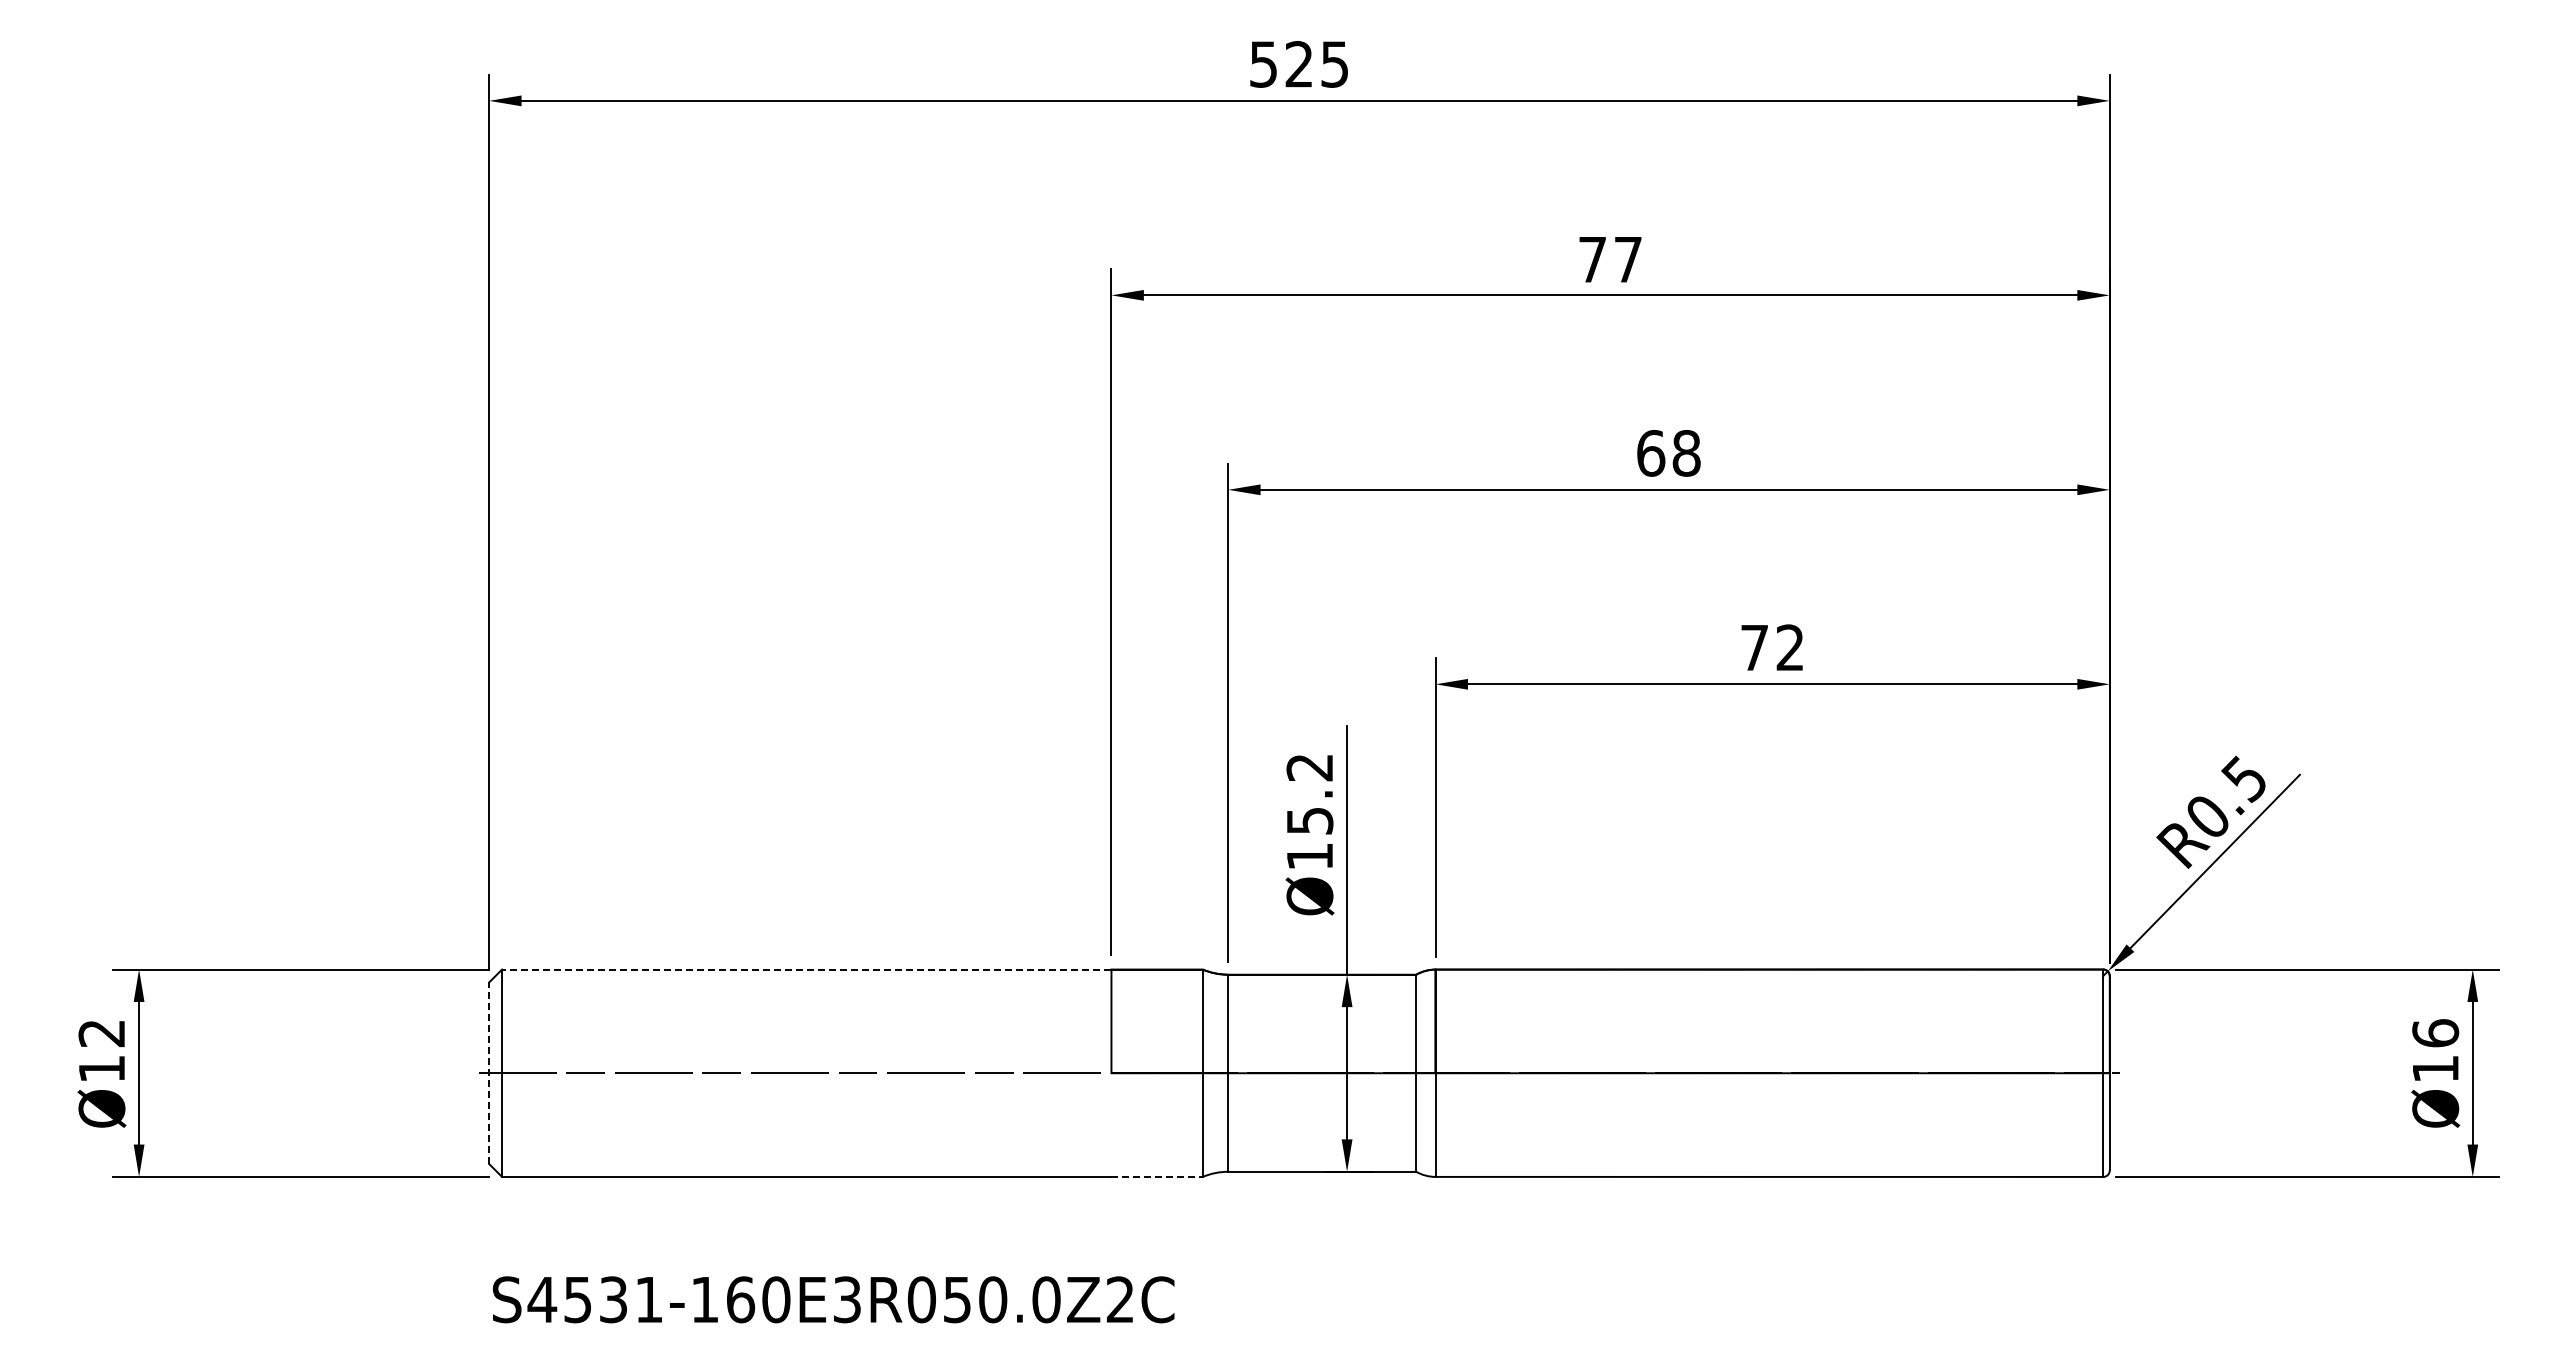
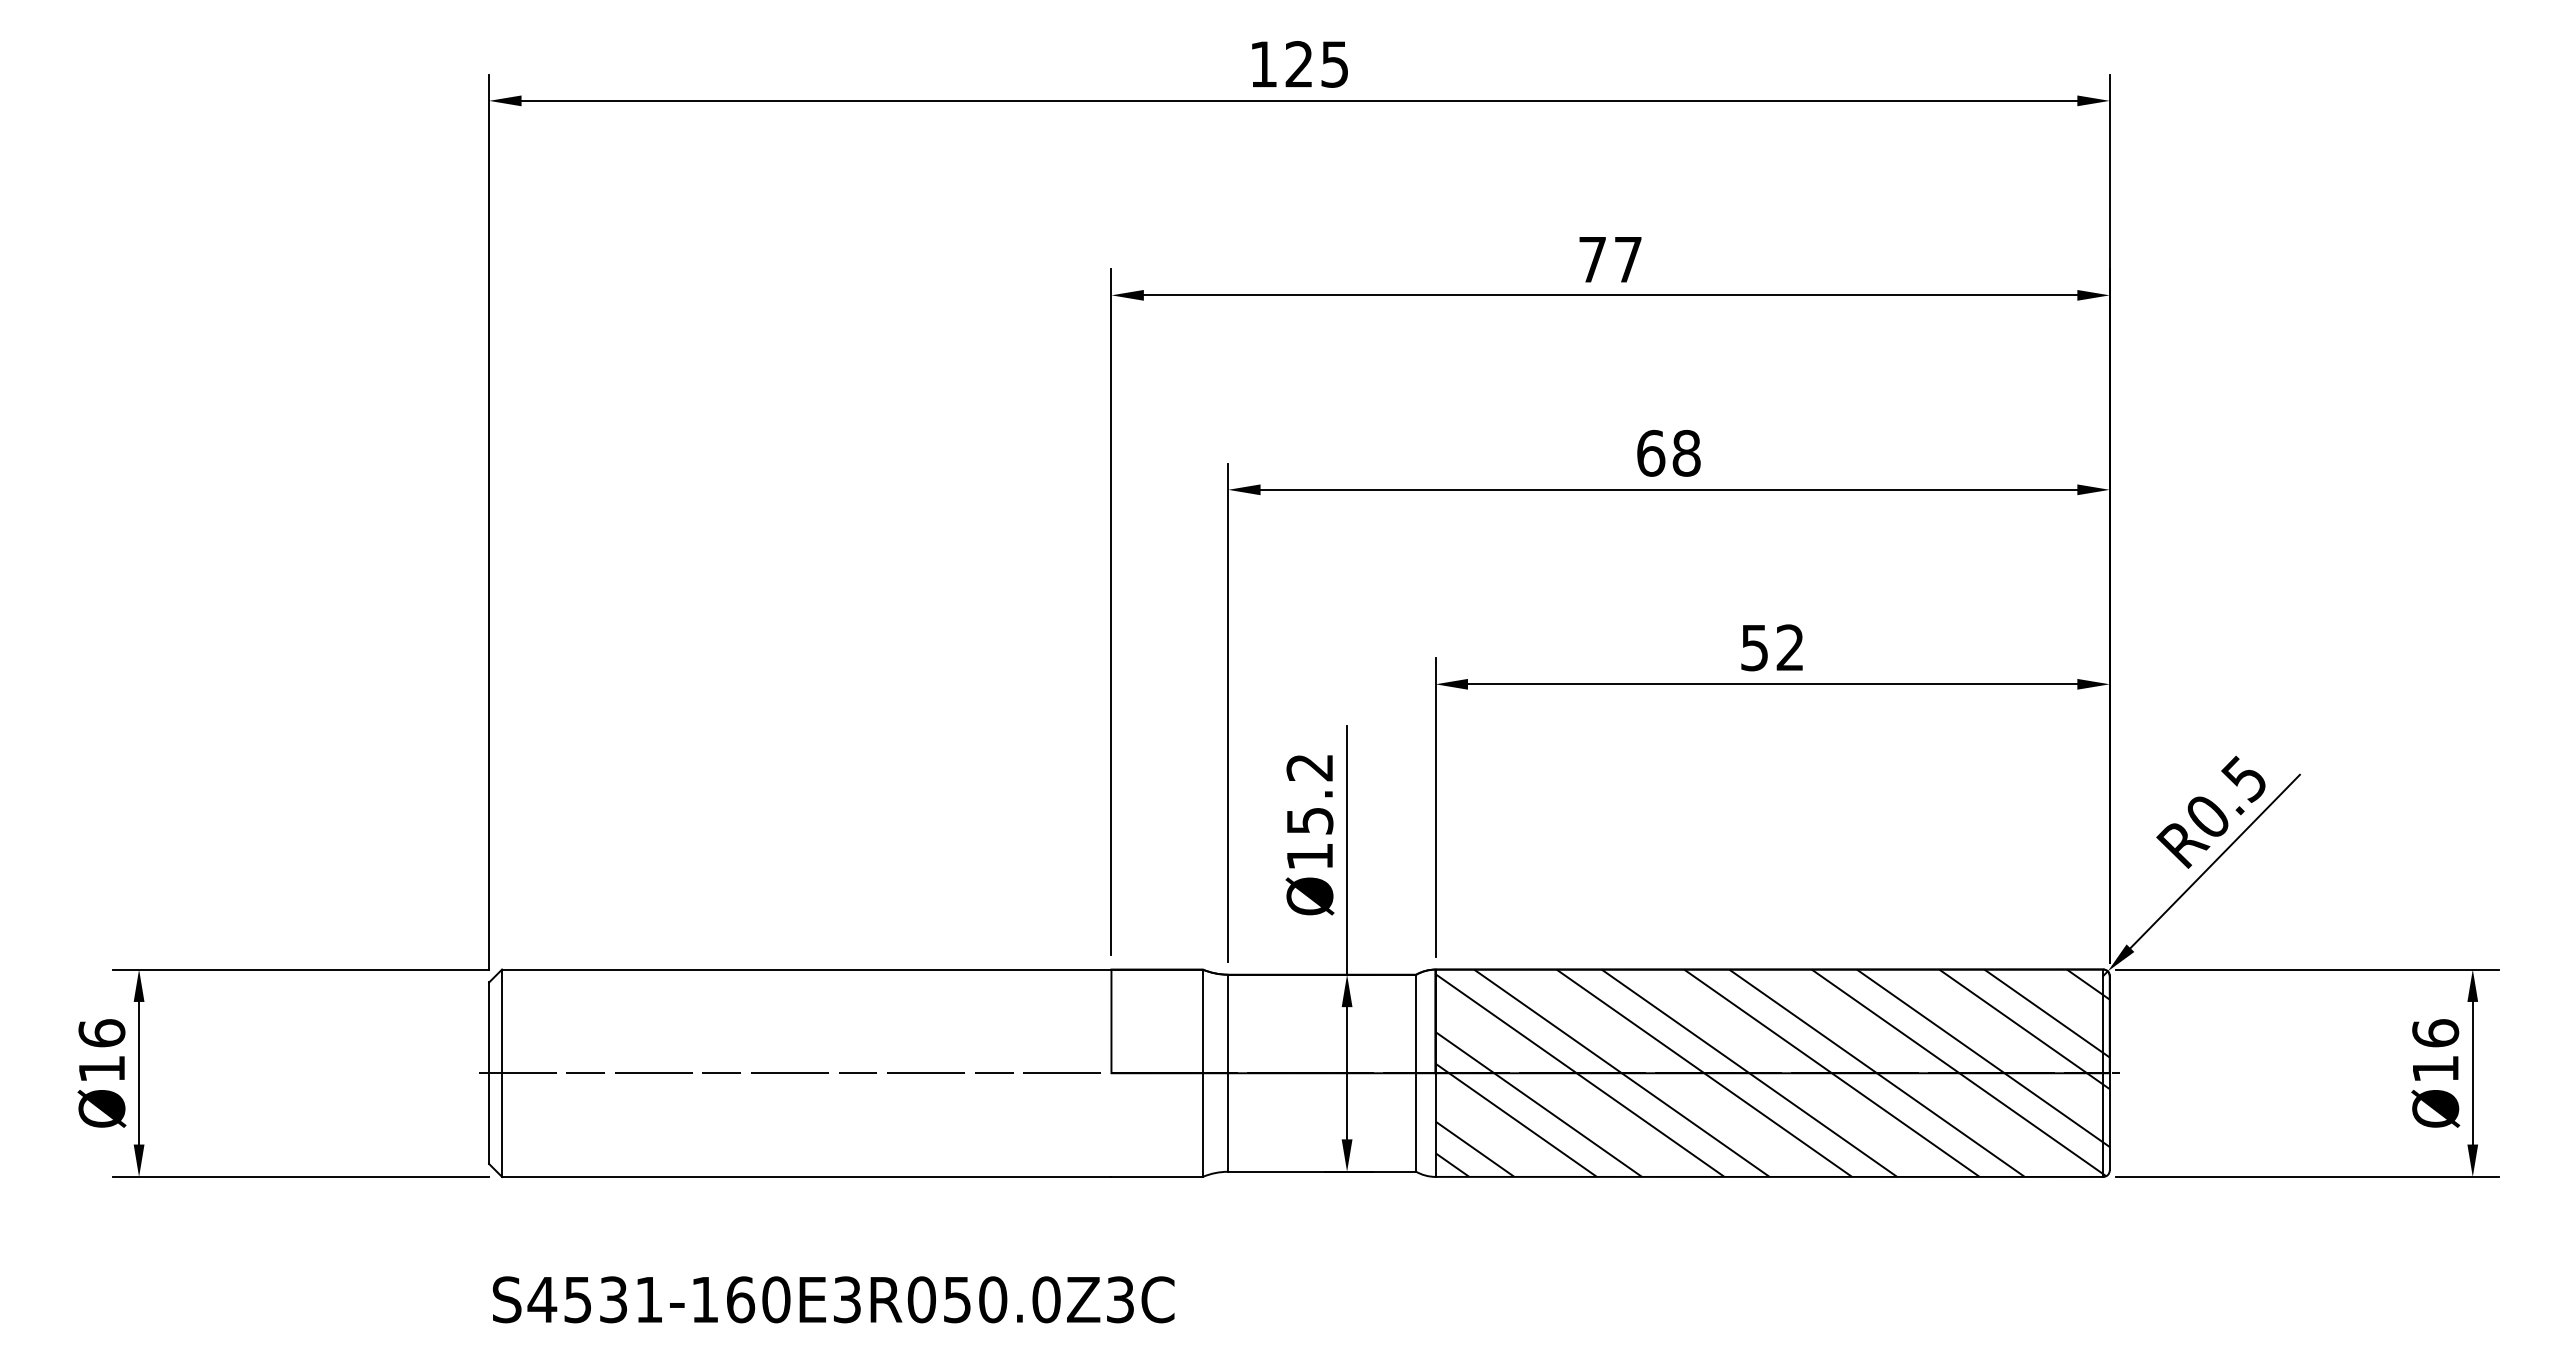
text: 525 -> 125 (1263, 64)
text: 72 -> 52 (1754, 648)
line: dashed -> solid (806, 969)
text: Ø12 -> Ø16 (101, 1033)
hatch: none -> present (1772, 1072)
line: dashed -> solid (489, 1073)
line: dashed -> solid (1157, 1176)
text: S4531-160E3R050.0Z2C -> S4531-160E3R050.0Z3C (1119, 1299)
